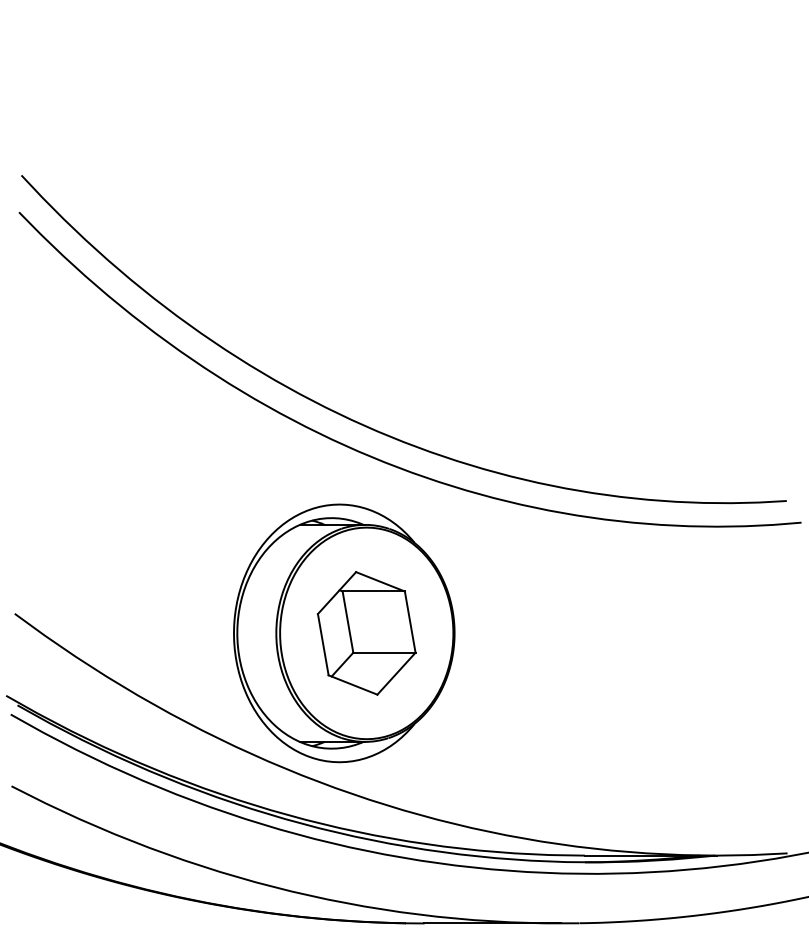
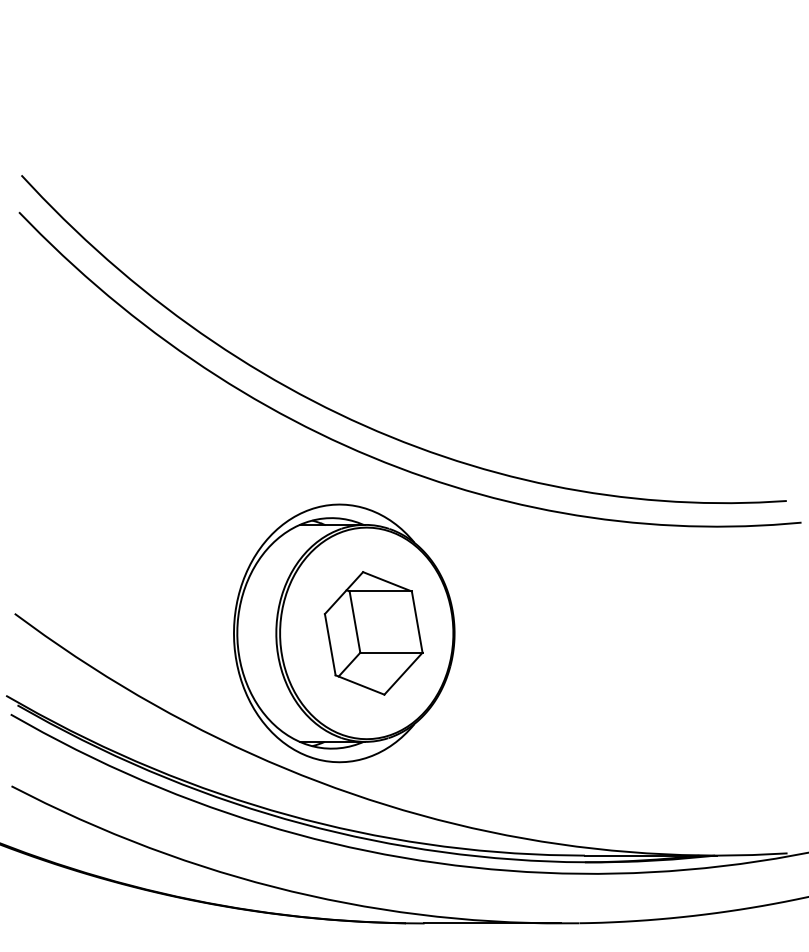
part position: (366, 633) -> (373, 633) (373, 633)
